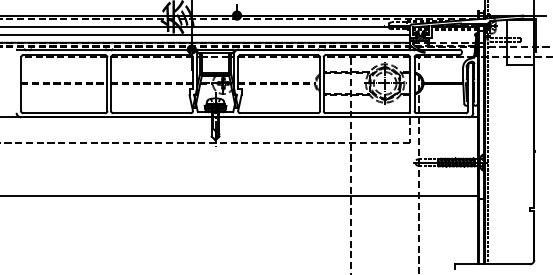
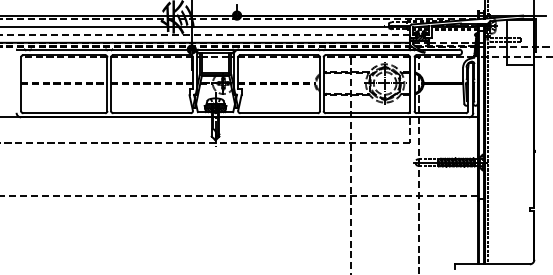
line: solid -> dashed (205, 34)
line: solid -> dashed (239, 196)
